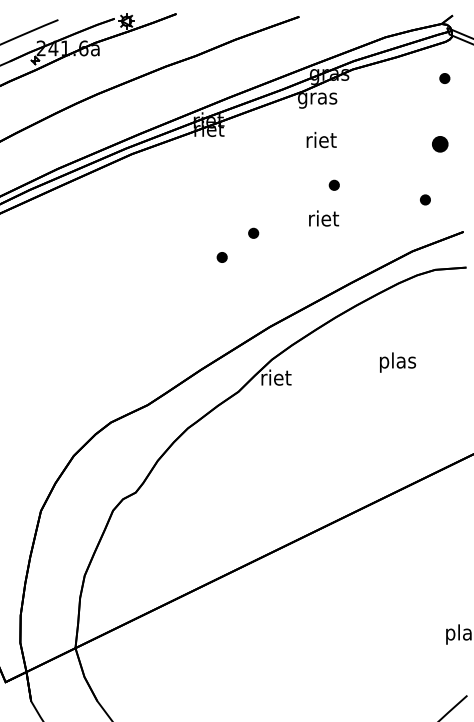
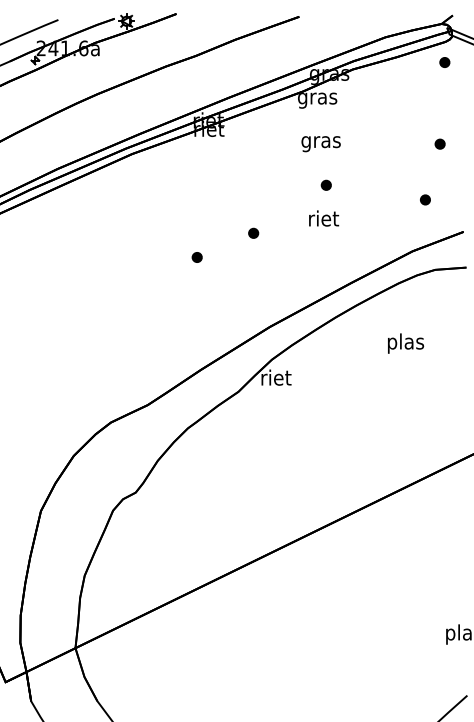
part position: (444, 78) -> (444, 62) (444, 62)
text: riet -> gras (320, 141)
part size: 17x17 px -> 12x12 px (439, 143)
part position: (333, 184) -> (325, 184) (325, 184)
part position: (221, 257) -> (196, 257) (196, 257)
text position: (398, 362) -> (406, 343) (406, 343)
